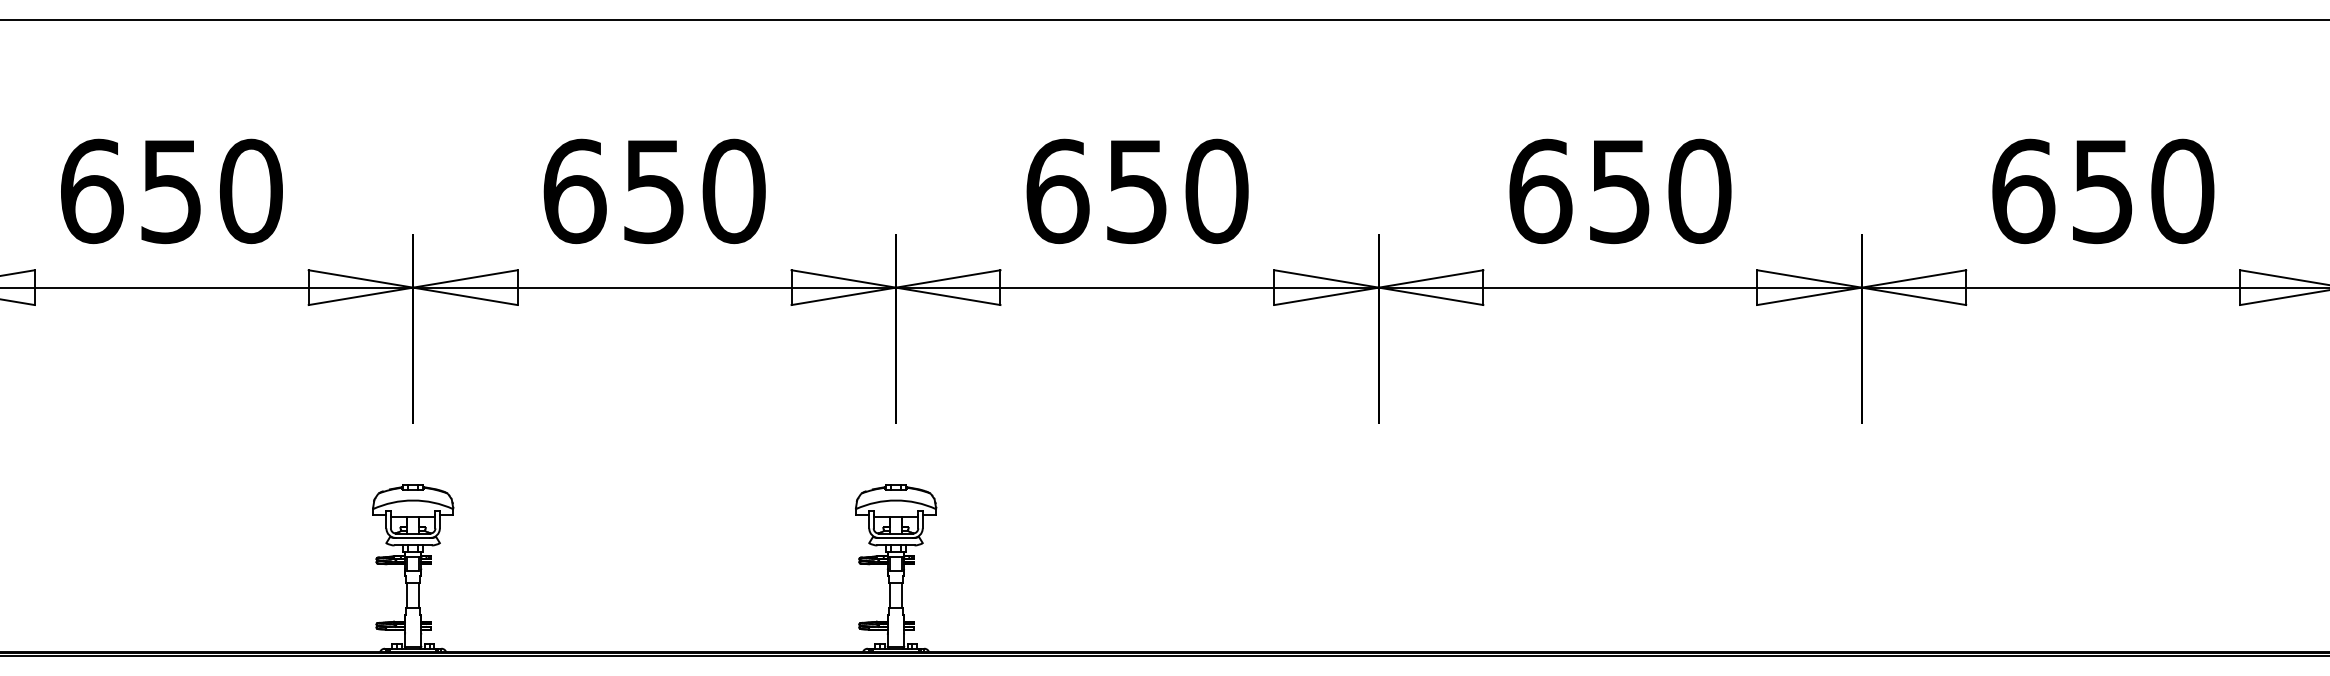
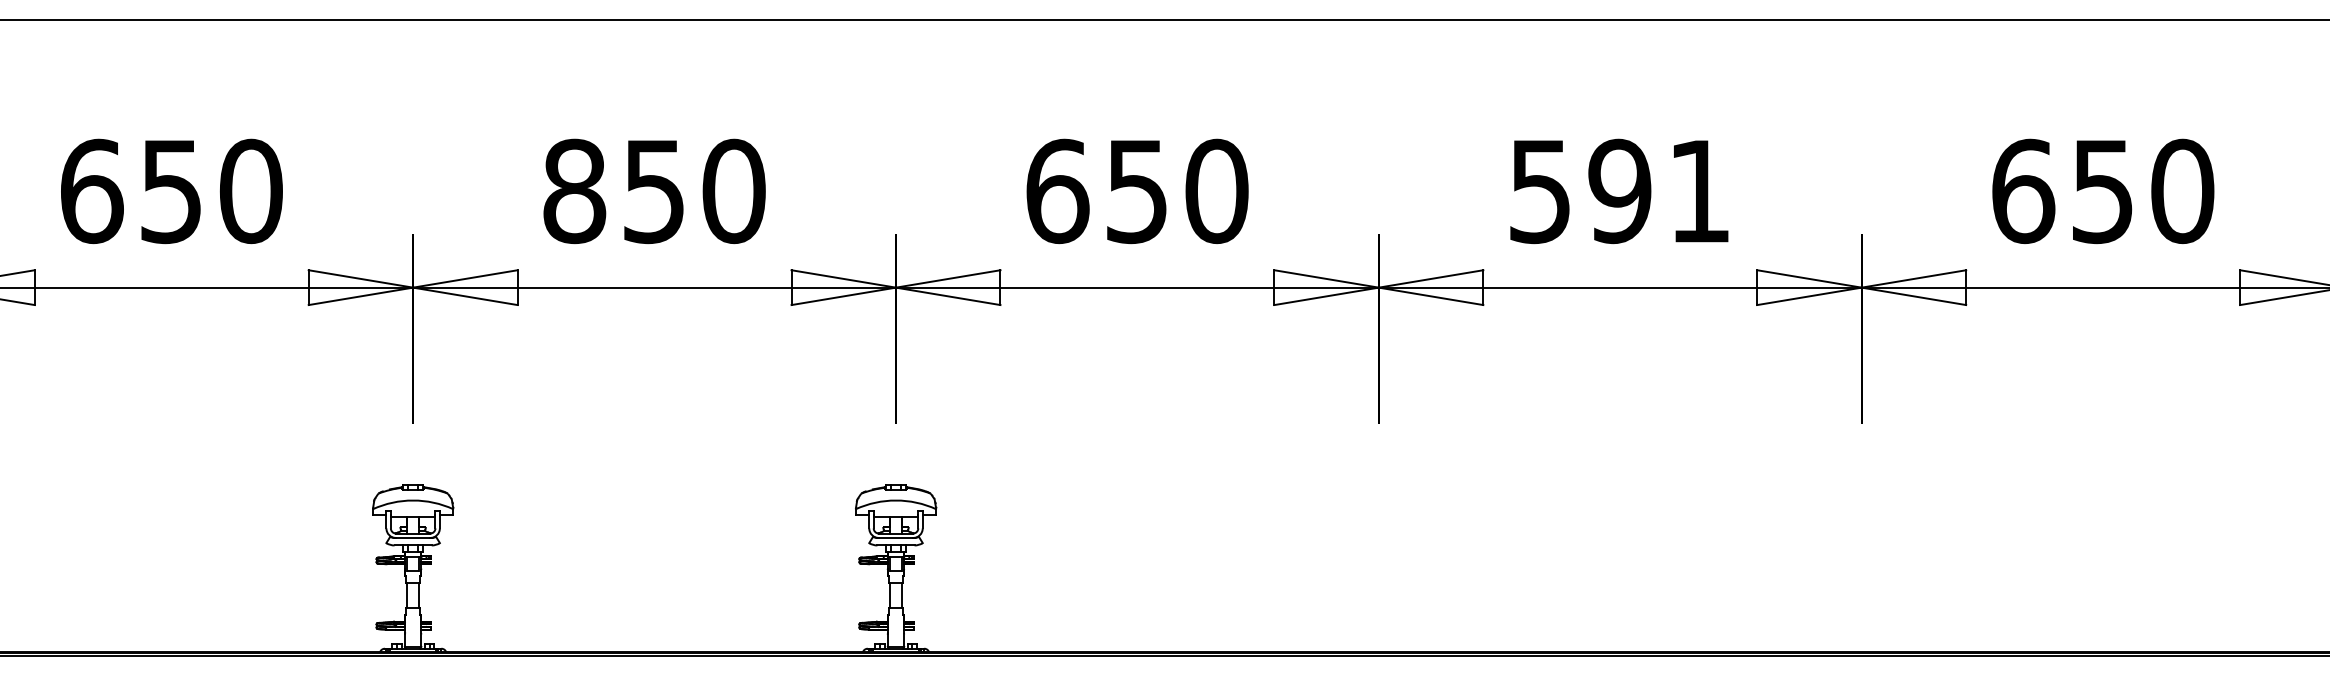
text: 650 -> 850 (574, 190)
text: 650 -> 591 (1620, 191)
